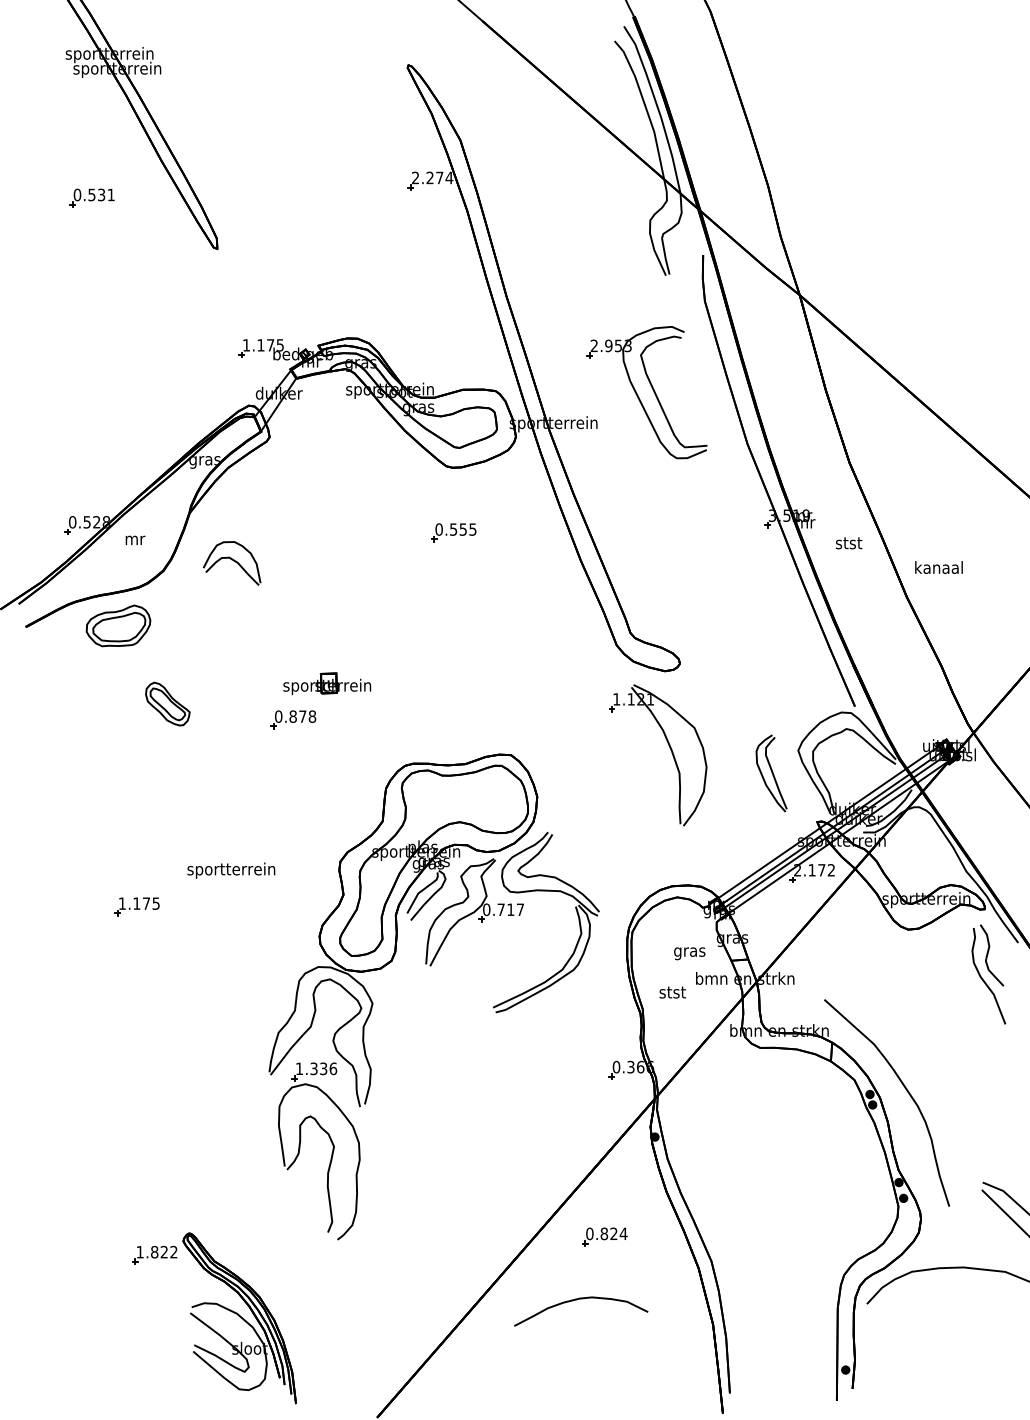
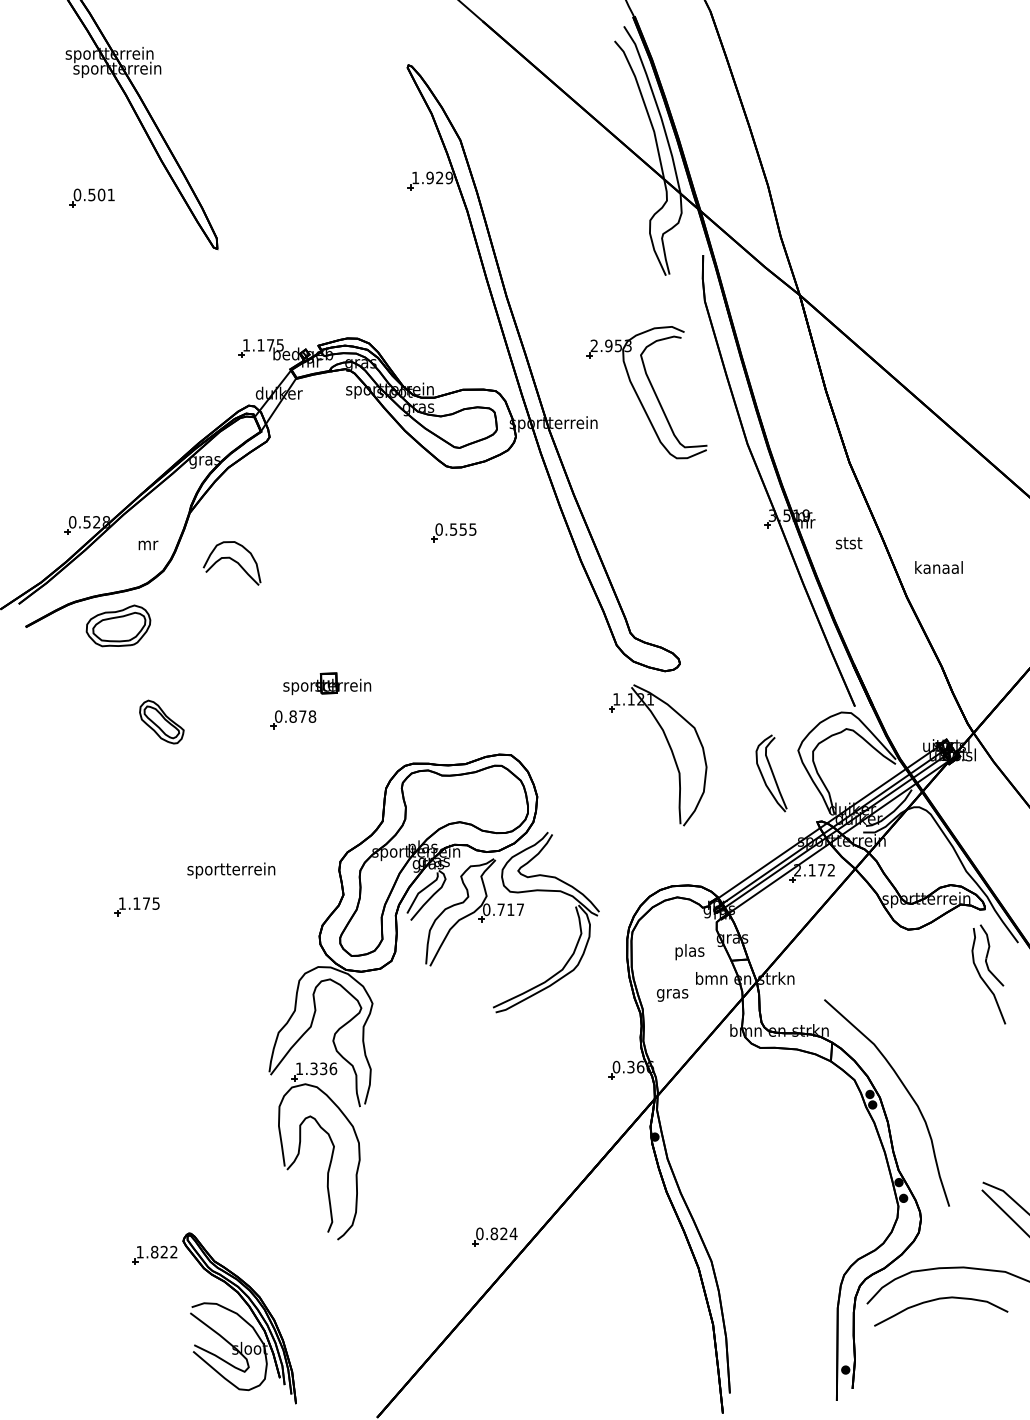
text: 2.274 -> 1.929 (432, 177)
text: 0.531 -> 0.501 (101, 194)
text position: (135, 540) -> (148, 545) (148, 545)
part position: (167, 703) -> (161, 721) (161, 721)
text: gras -> plas (689, 952)
text: stst -> gras (672, 993)
part position: (604, 1236) -> (494, 1236) (494, 1236)
curve position: (577, 1300) -> (937, 1300) (937, 1300)
